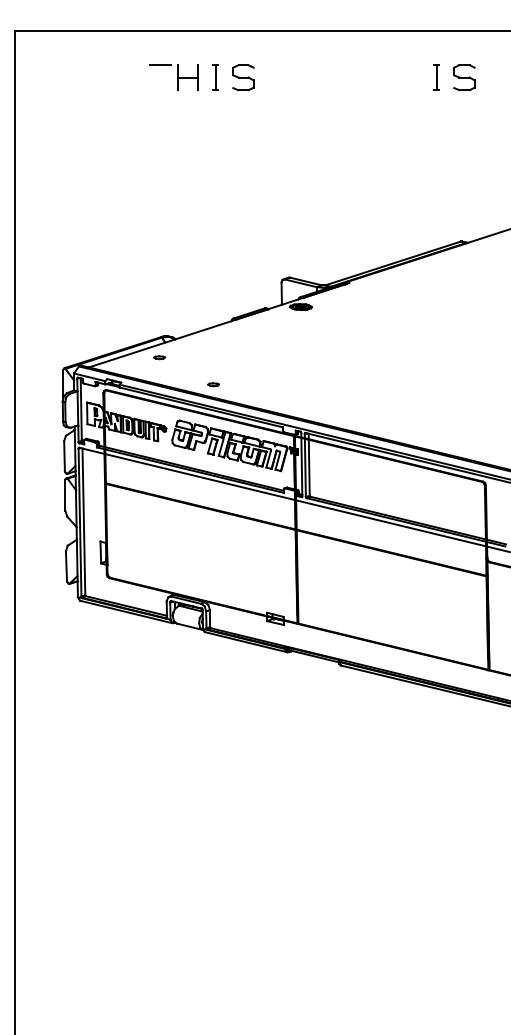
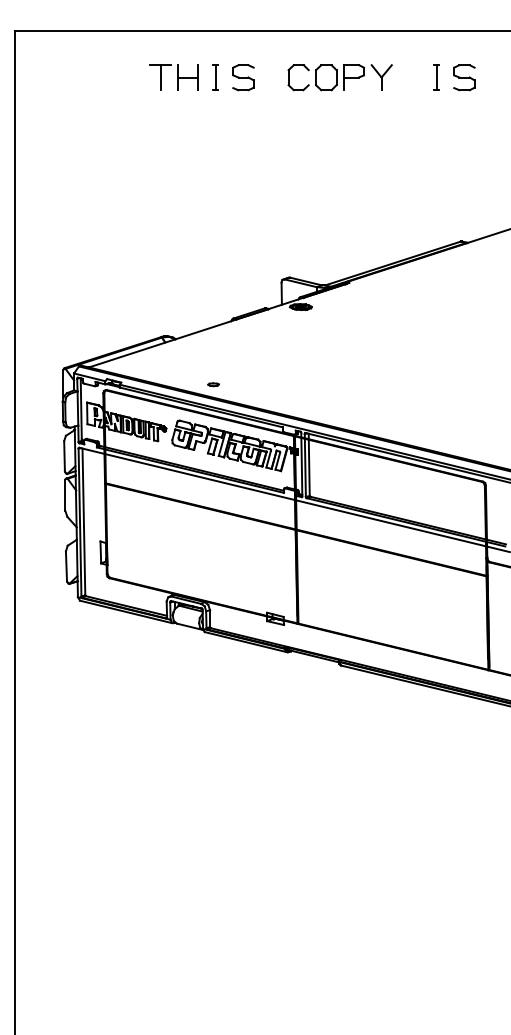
line: none -> present (160, 77)
part: none -> present (339, 77)
part: present -> none (159, 357)
